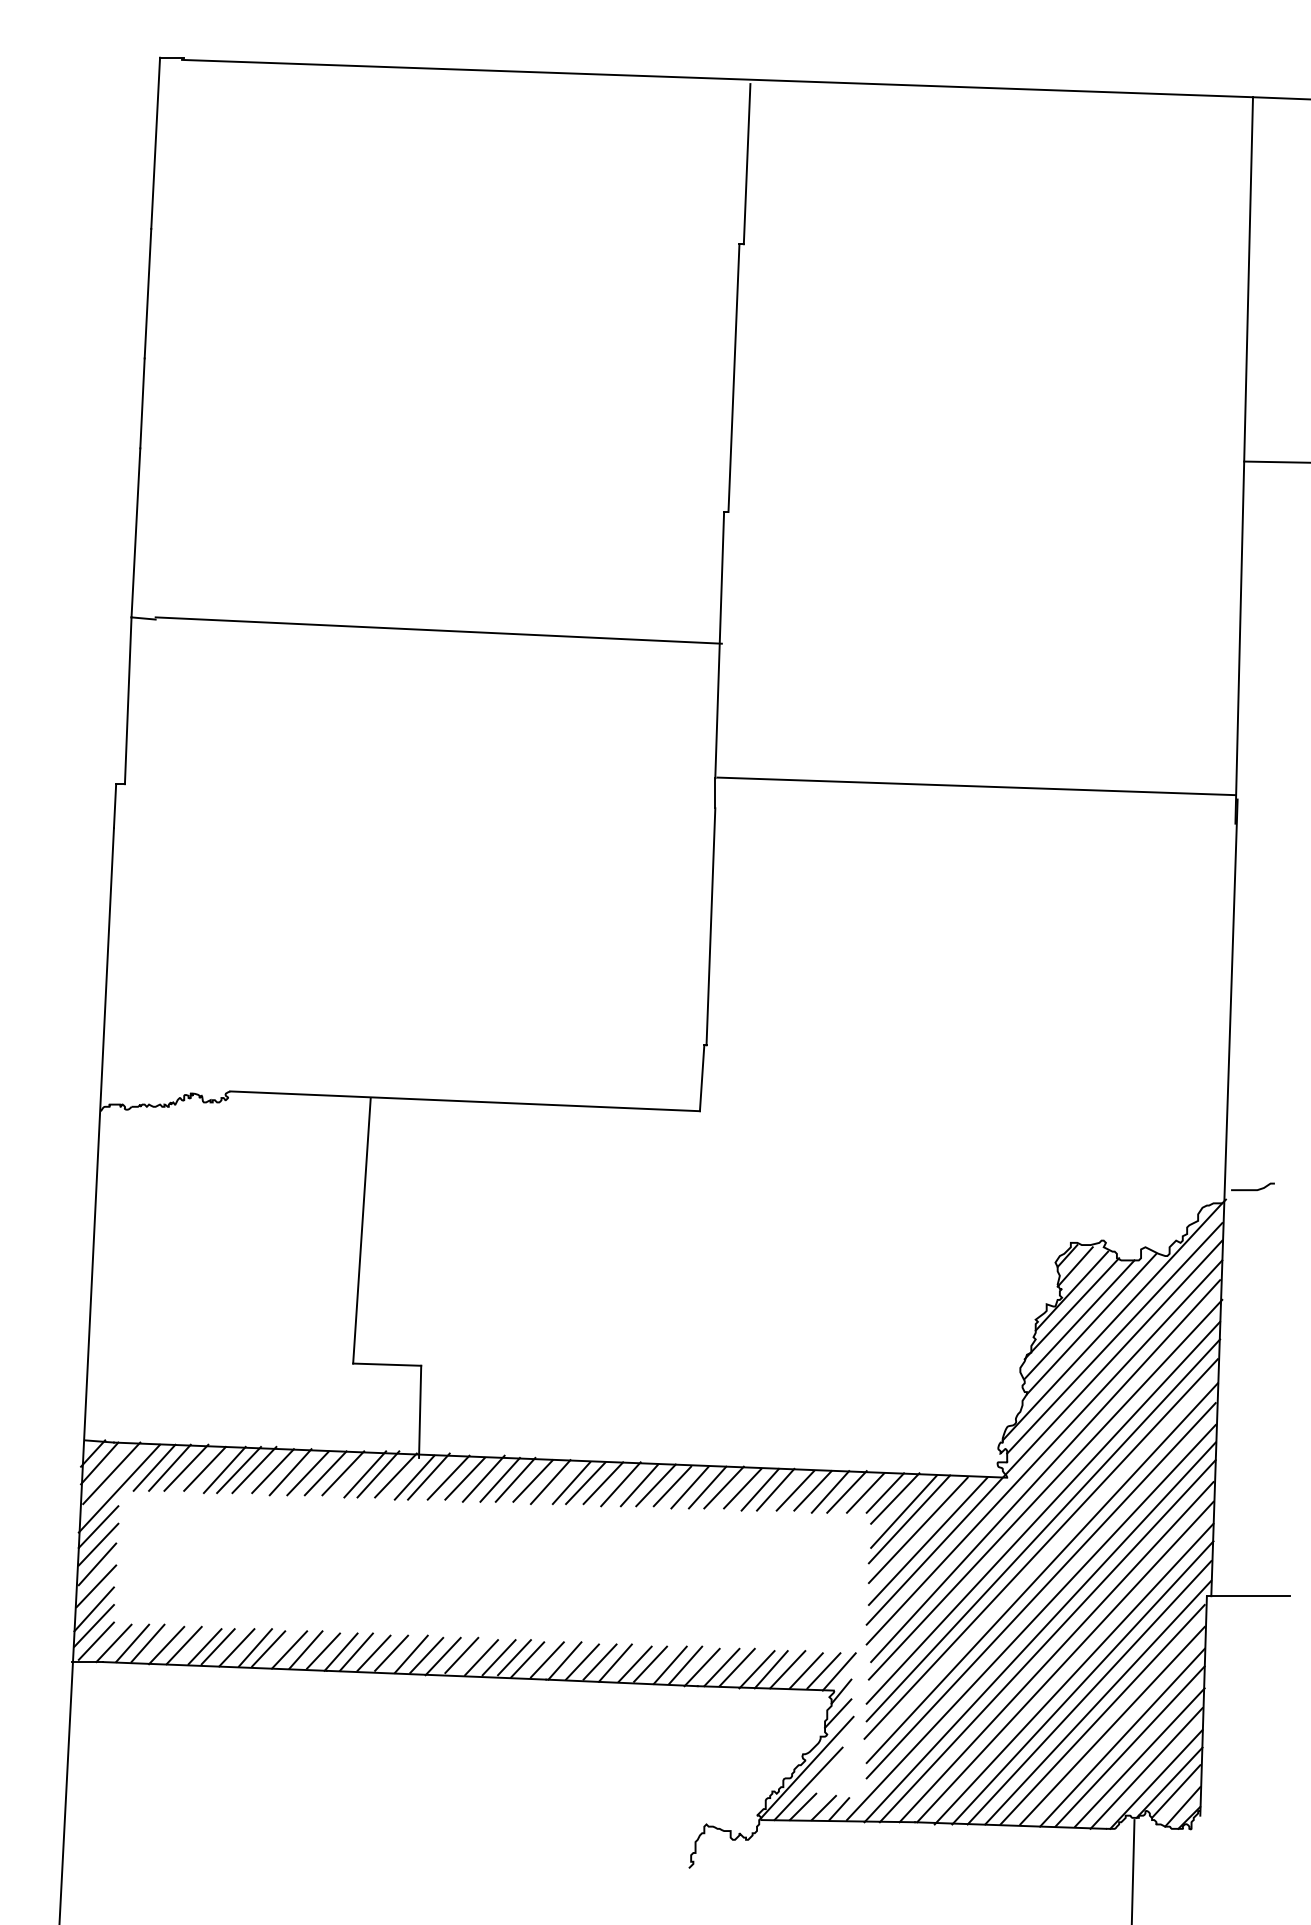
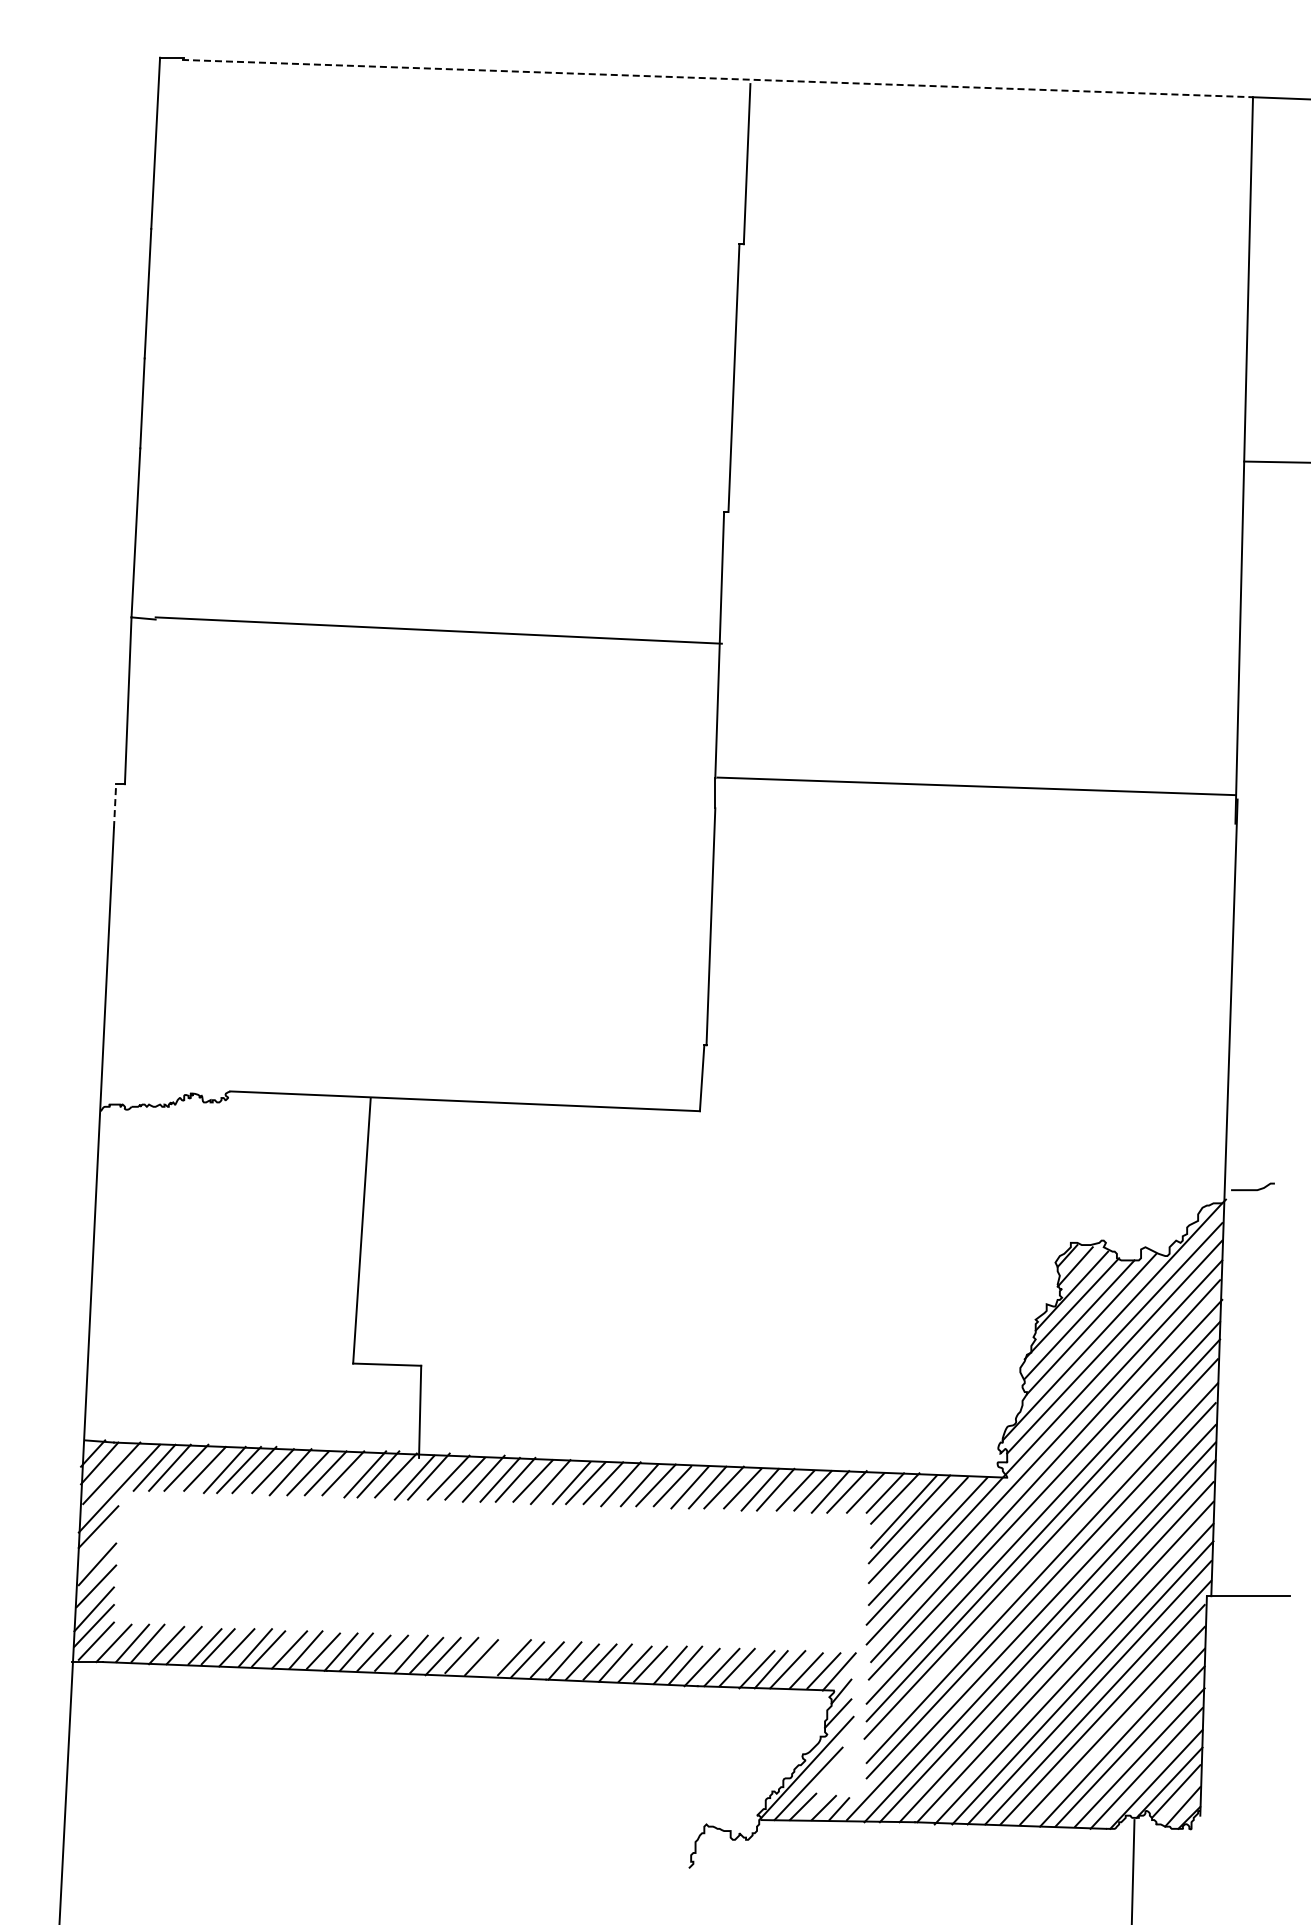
line: solid -> dashed (717, 78)
line: solid -> dashed (115, 806)
line: present -> none (98, 1544)
line: present -> none (498, 1657)
